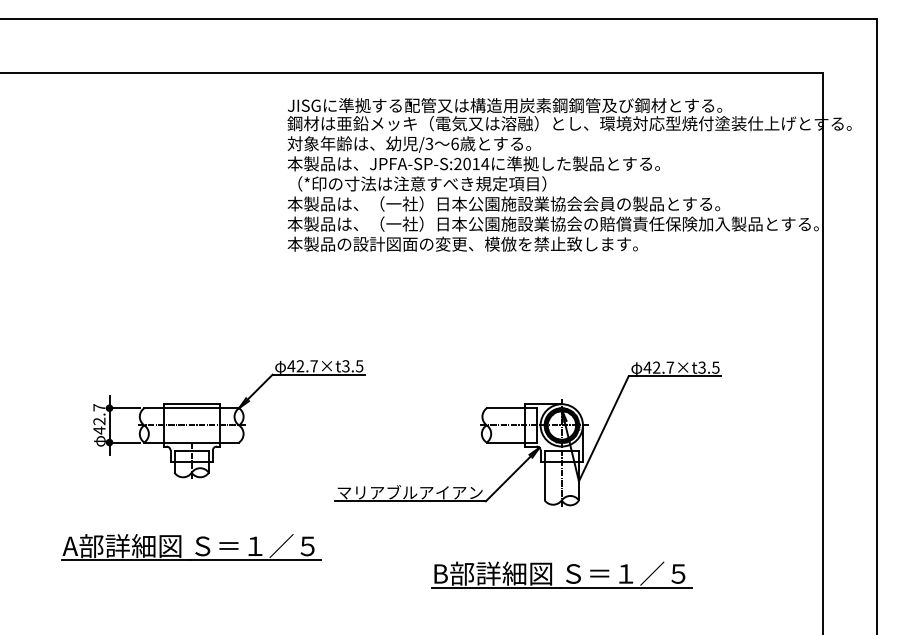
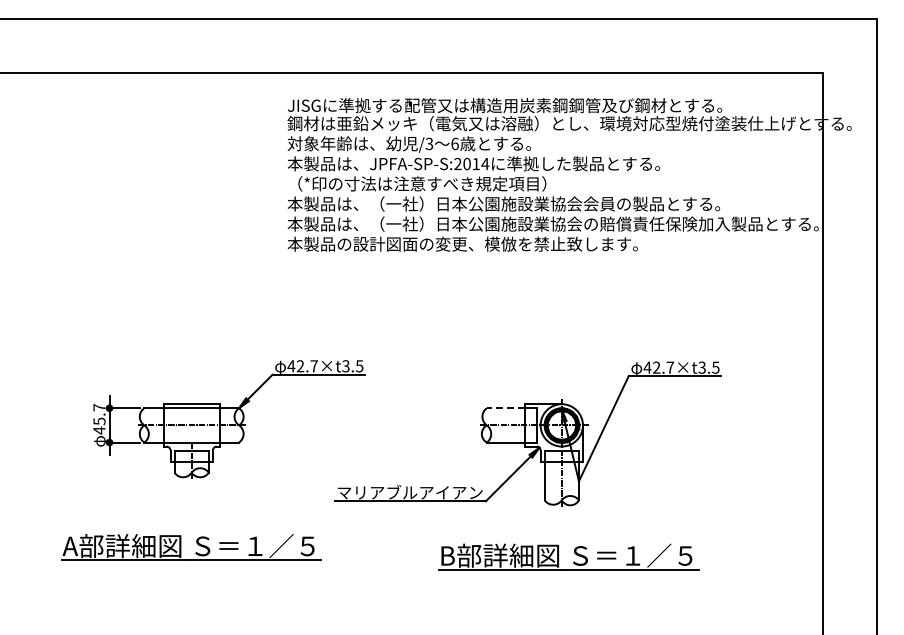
line: solid -> dashed (505, 408)
text: 42.7 -> 45.7 (99, 421)
part position: (567, 571) -> (574, 553) (574, 553)
